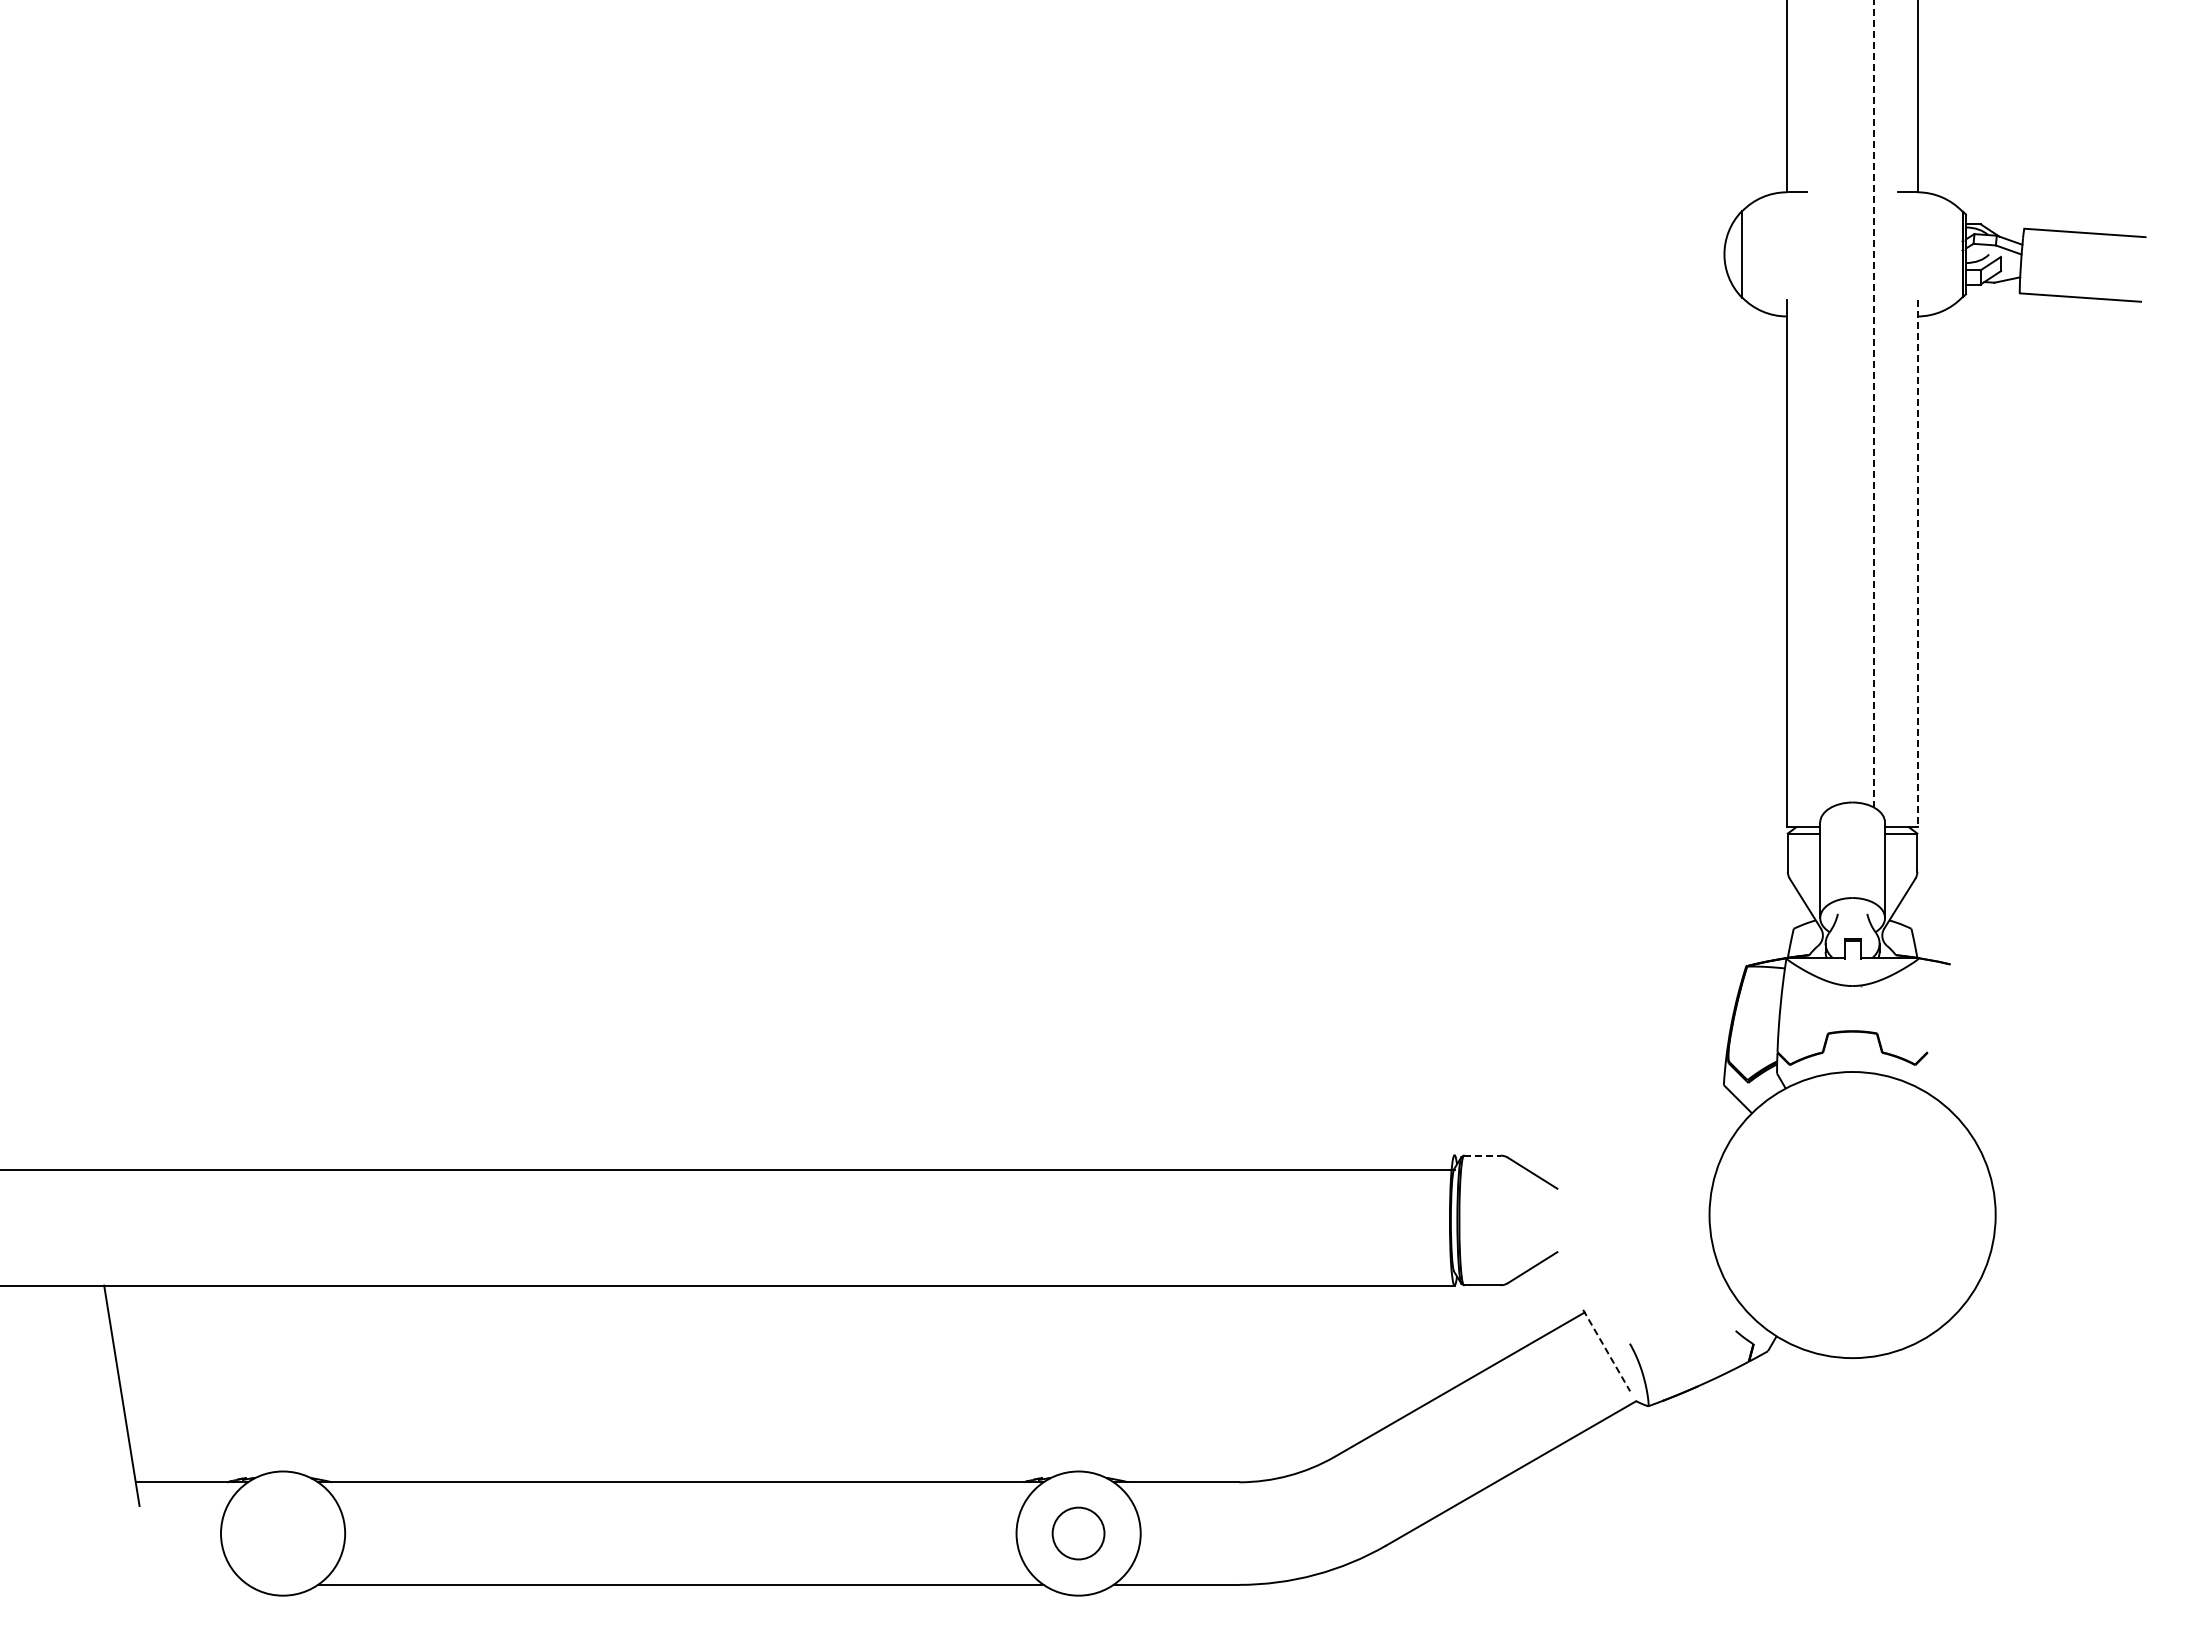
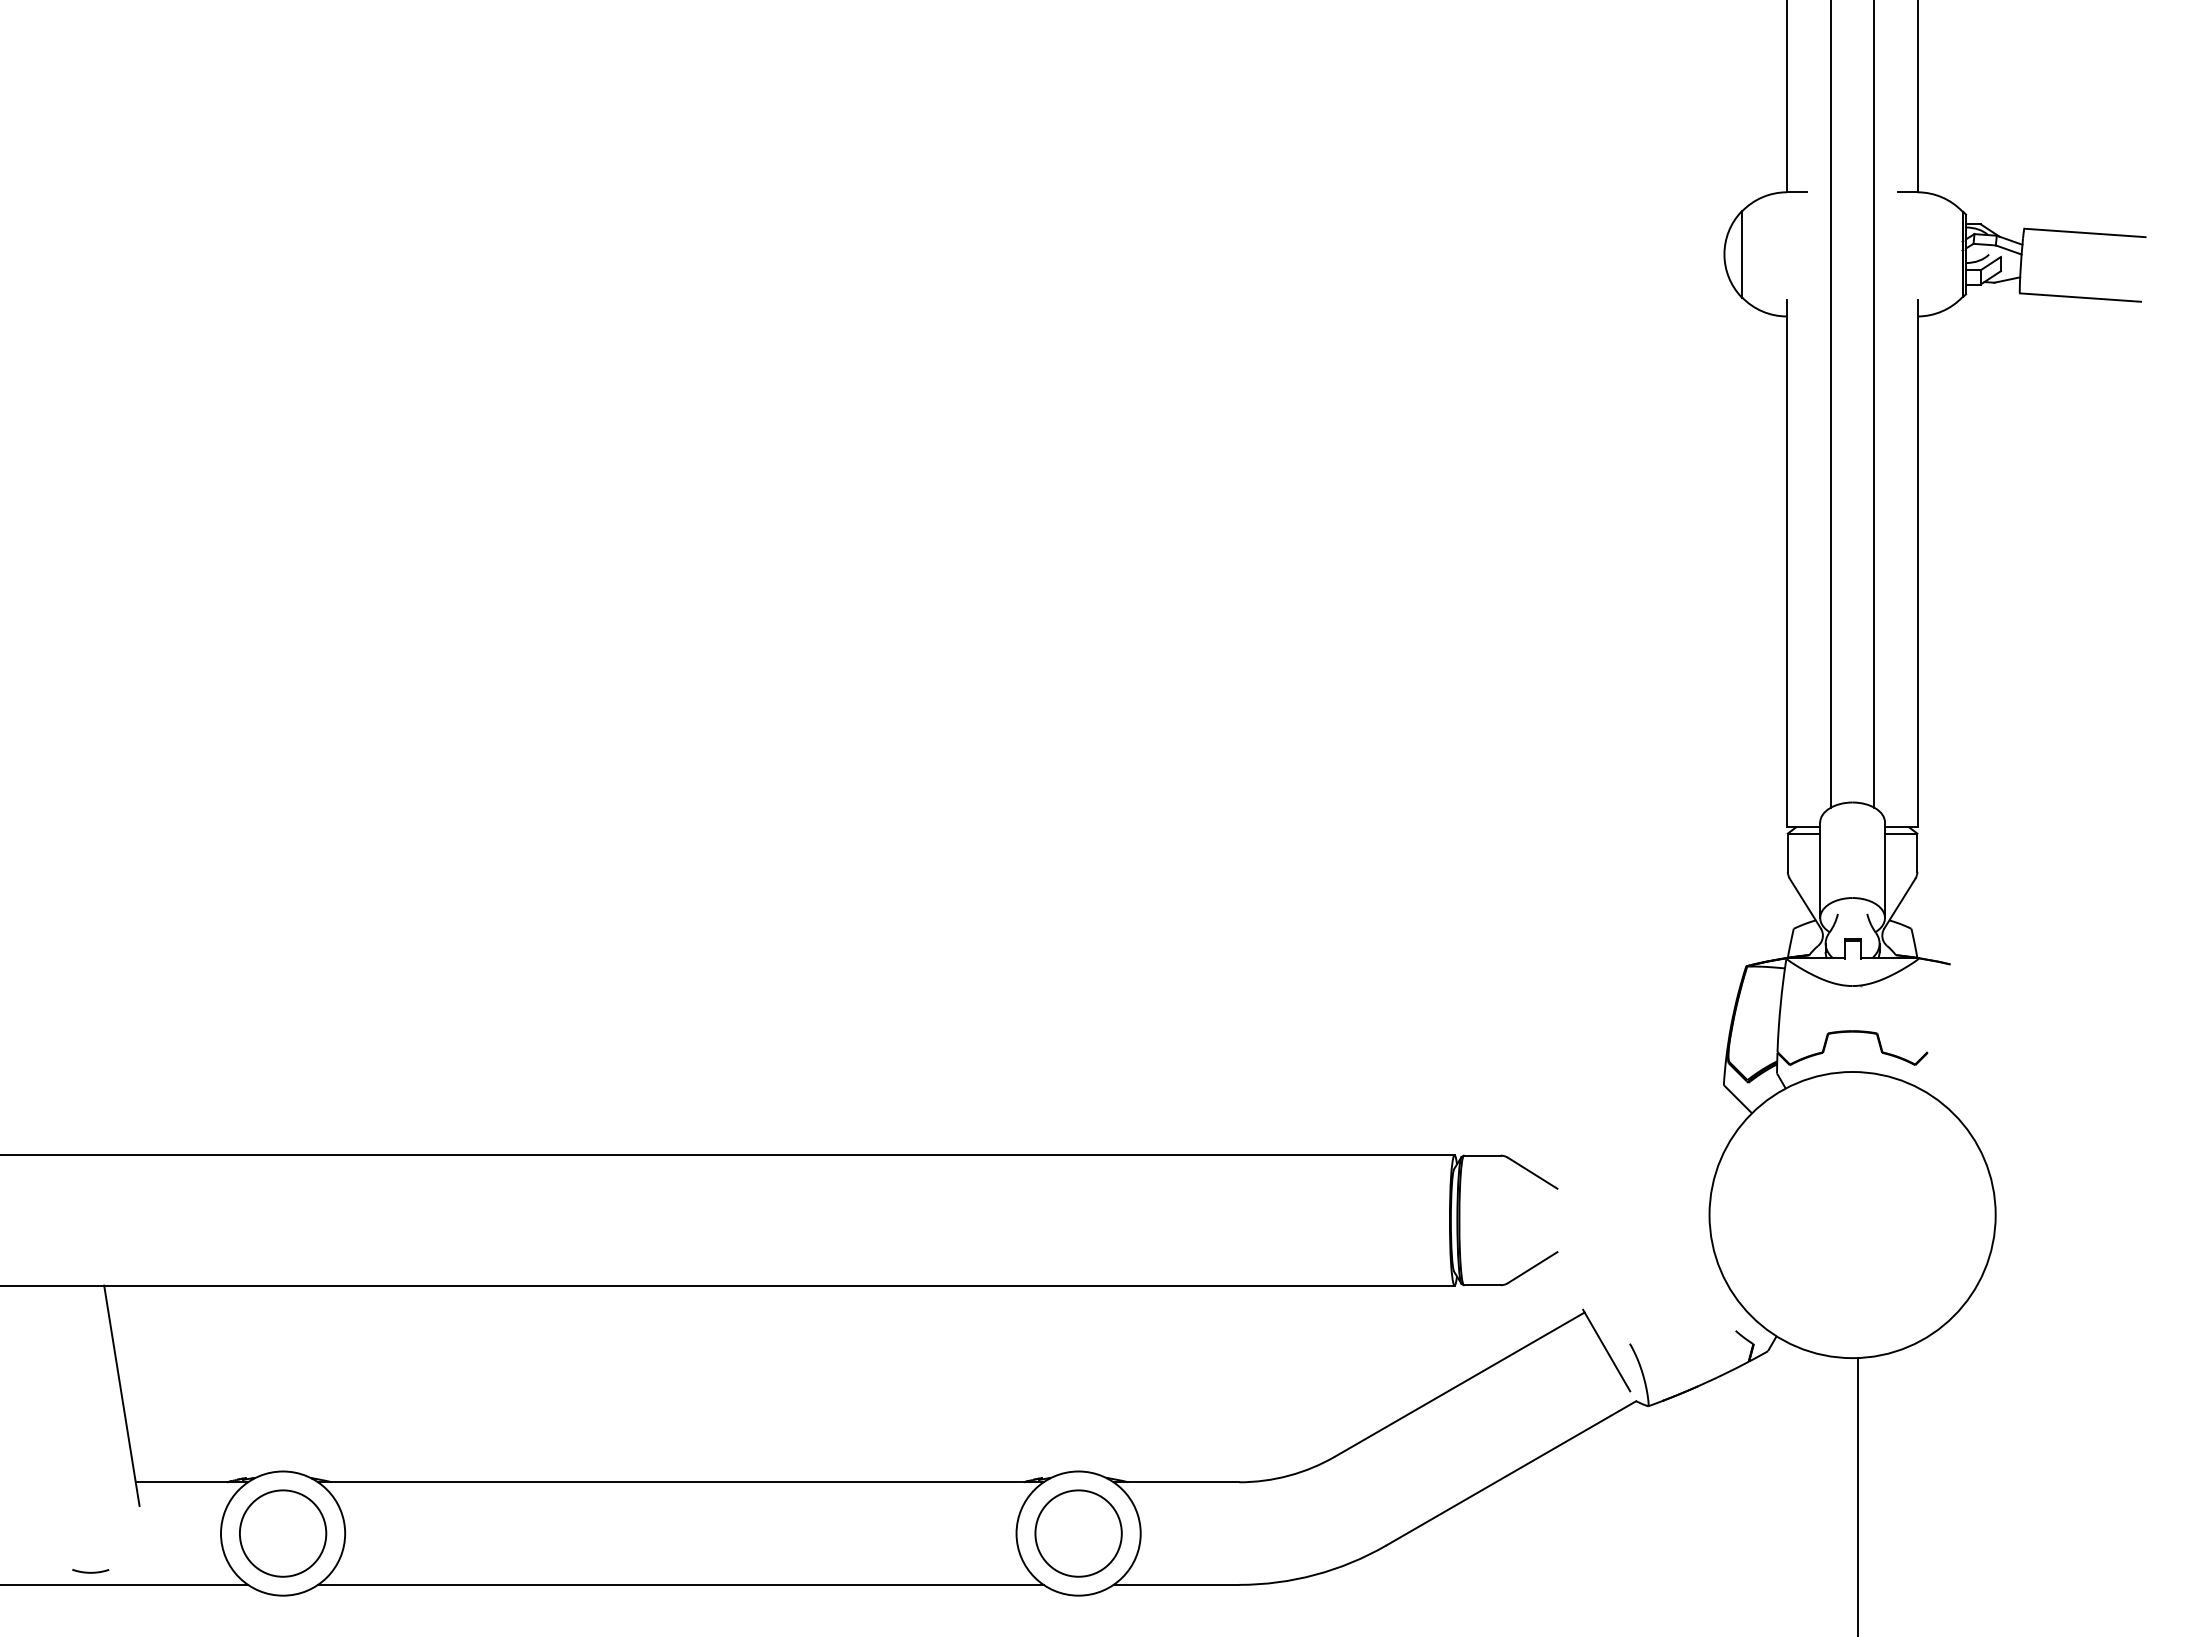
line: dashed -> solid (1874, 403)
line: none -> present (1831, 404)
line: dashed -> solid (1917, 563)
line: dashed -> solid (1482, 1155)
line position: (728, 1170) -> (728, 1155) (728, 1155)
line: dashed -> solid (1606, 1351)
line: none -> present (1858, 1495)
circle: none -> present (283, 1533)
circle size: 55x55 px -> 89x89 px (1078, 1533)
curve: none -> present (90, 1571)
line: none -> present (125, 1584)
